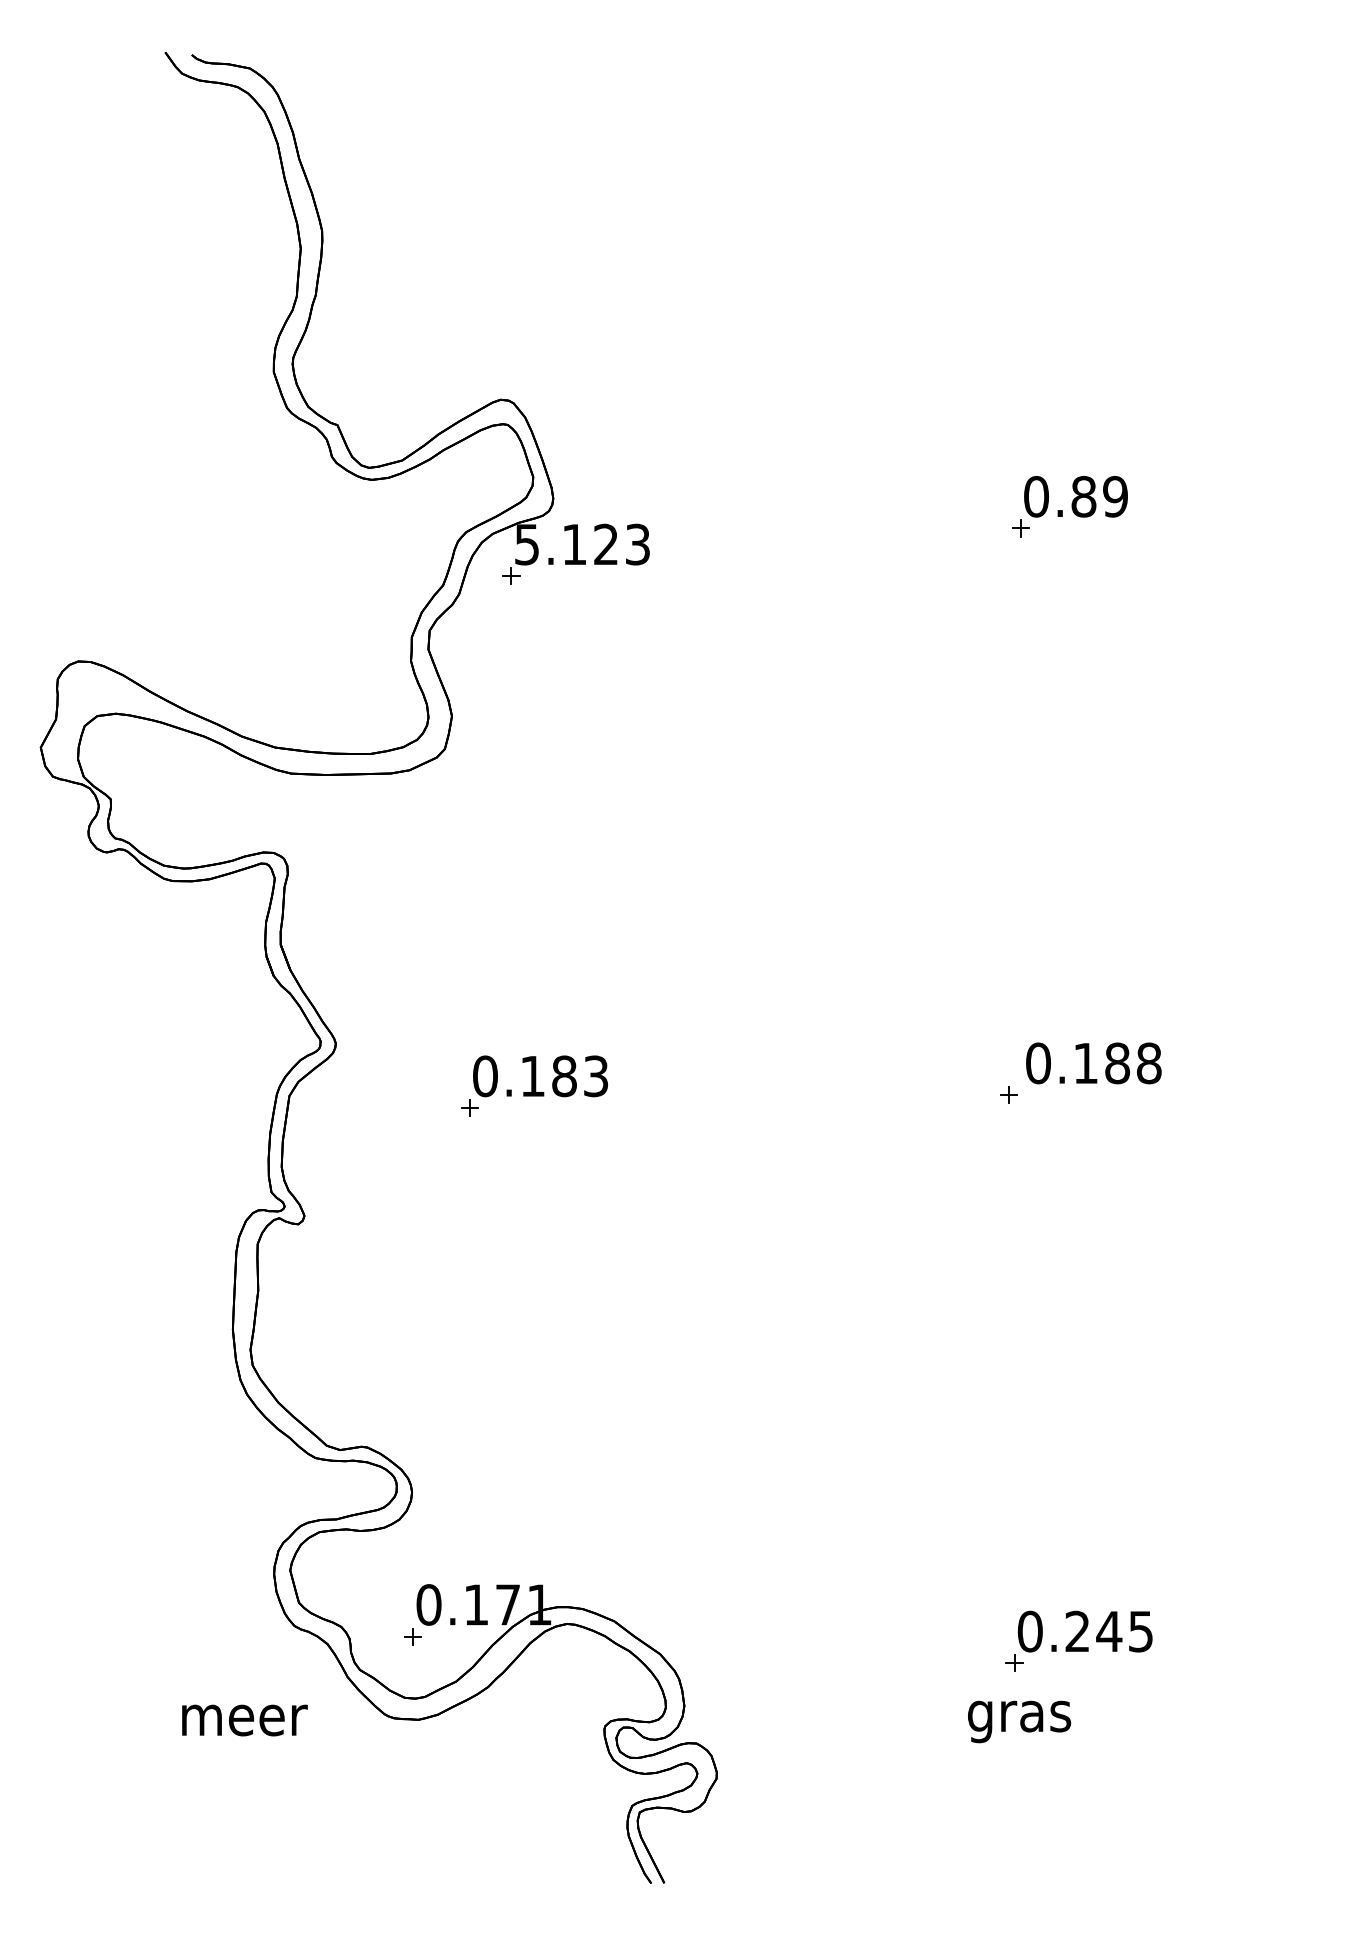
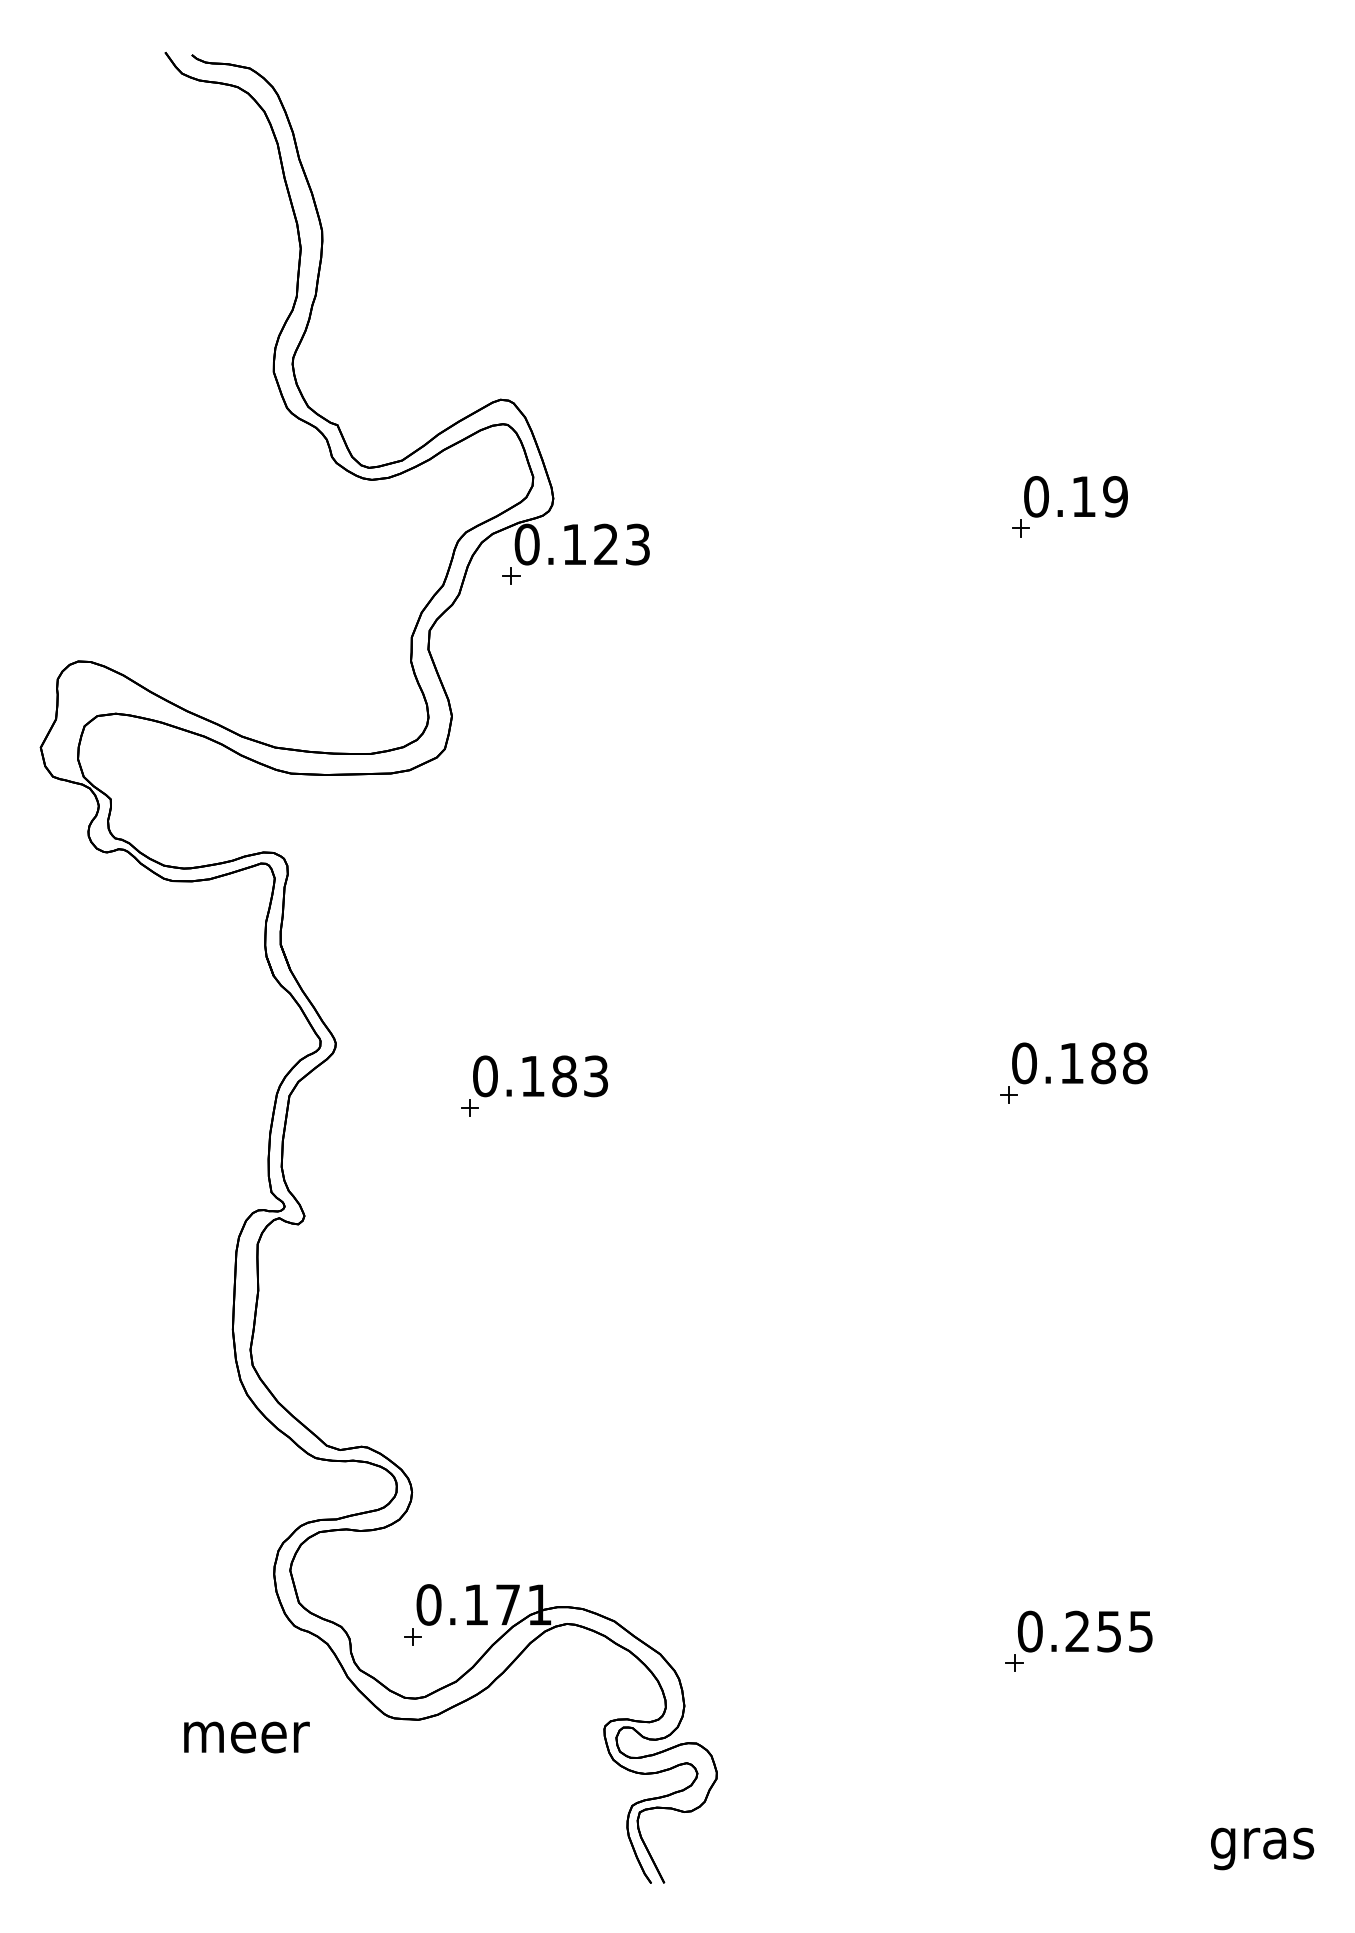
text: 0.89 -> 0.19 (1083, 496)
text: 5.123 -> 0.123 (526, 544)
text position: (1093, 1063) -> (1079, 1063) (1079, 1063)
text: 0.245 -> 0.255 (1109, 1631)
text position: (244, 1720) -> (246, 1737) (246, 1737)
text position: (1019, 1721) -> (1262, 1848) (1262, 1848)
